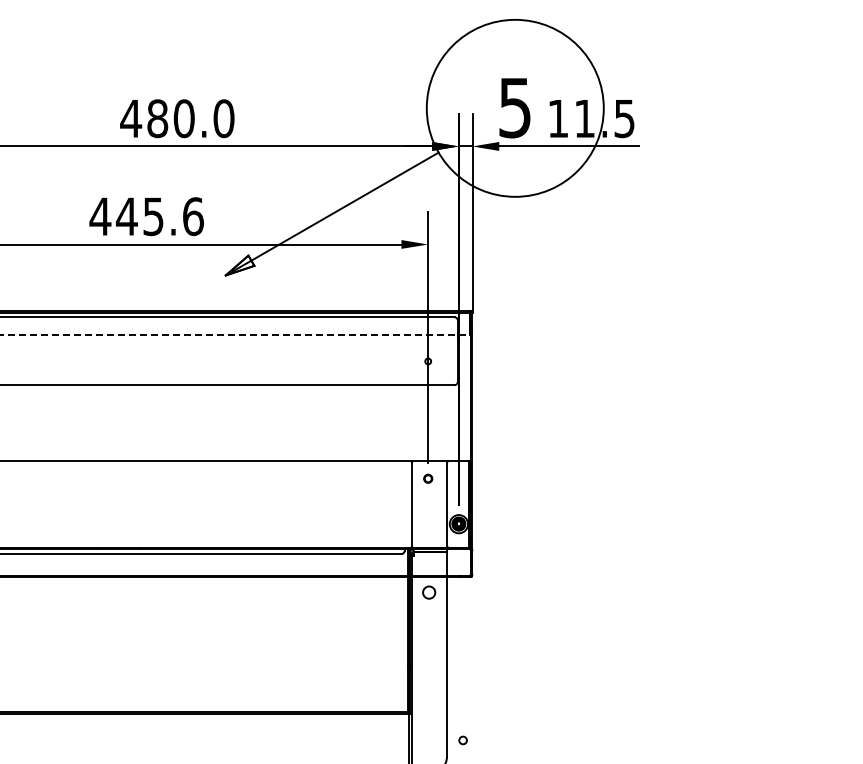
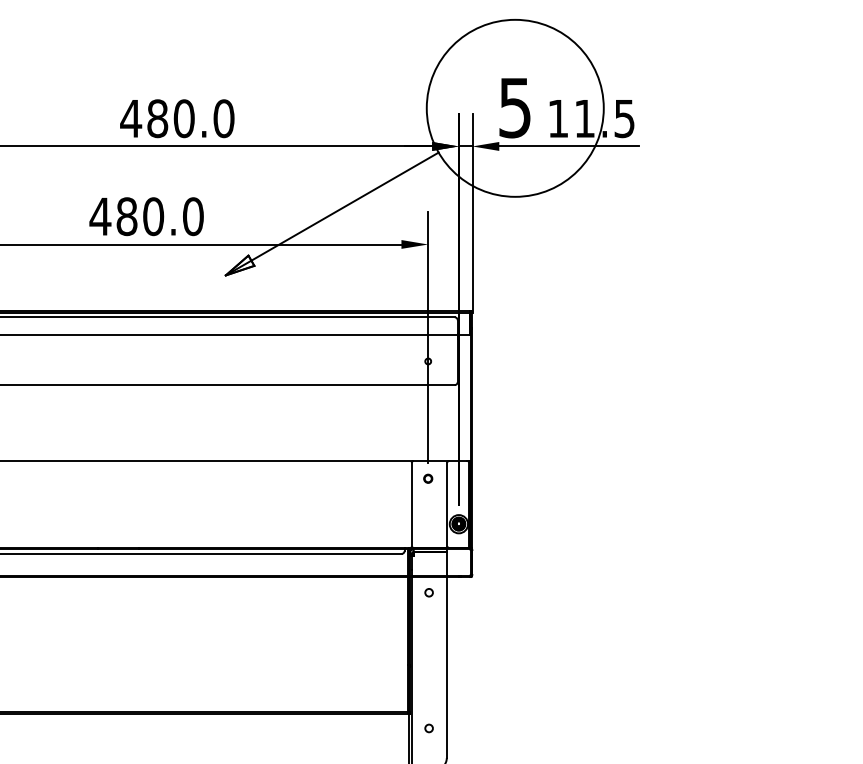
text: 445.6 -> 480.0 (159, 216)
line: dashed -> solid (235, 335)
circle size: 15x15 px -> 10x10 px (428, 592)
circle position: (462, 740) -> (428, 728) (428, 728)
